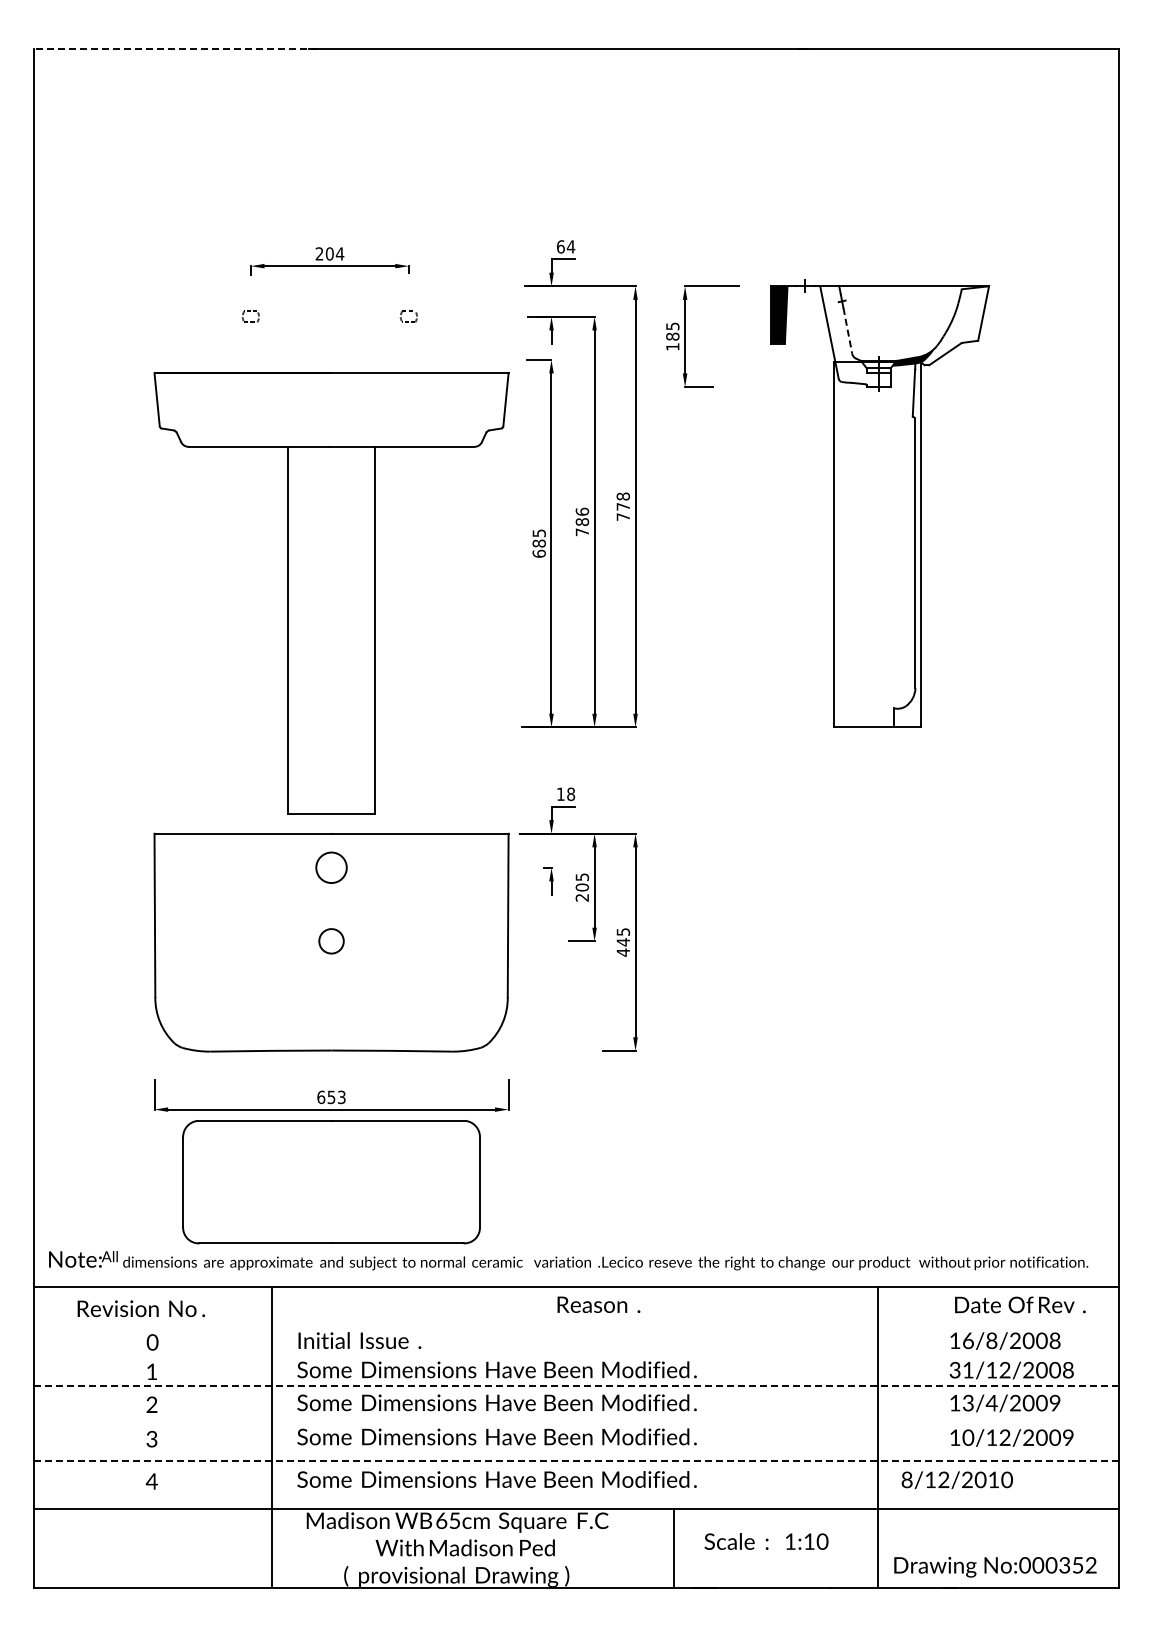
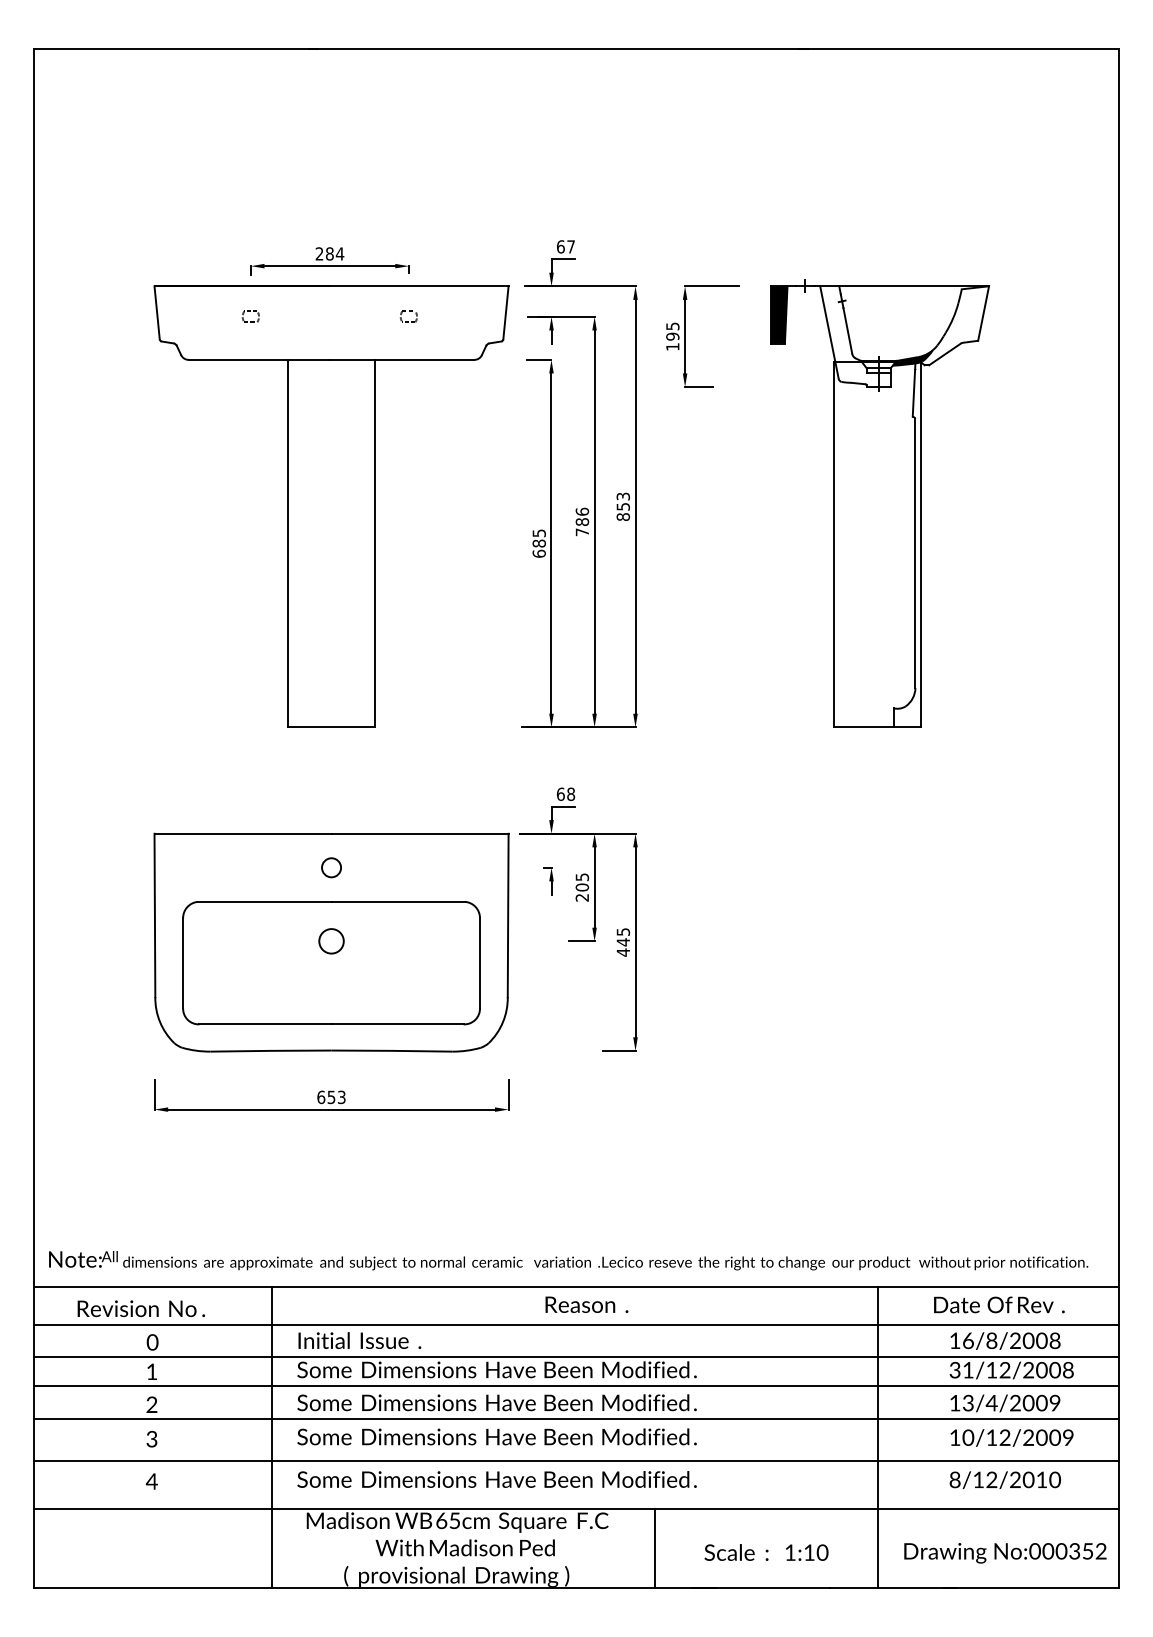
line: dashed -> solid (176, 49)
text: 64 -> 67 (570, 246)
text: 204 -> 284 (329, 253)
line: dashed -> solid (847, 331)
text: 185 -> 195 (672, 336)
text: 778 -> 853 (622, 506)
part position: (331, 593) -> (331, 506) (331, 506)
text: 18 -> 68 (560, 793)
circle diameter: 31 px -> 19 px (331, 867)
part position: (331, 1182) -> (331, 963) (331, 963)
text position: (598, 1304) -> (586, 1304) (586, 1304)
text position: (1020, 1304) -> (999, 1304) (999, 1304)
line: none -> present (576, 1324)
line: none -> present (576, 1356)
line: dashed -> solid (576, 1385)
line: none -> present (576, 1418)
line: dashed -> solid (576, 1460)
text position: (956, 1479) -> (1004, 1479) (1004, 1479)
text position: (766, 1541) -> (766, 1552) (766, 1552)
line position: (674, 1547) -> (655, 1547) (655, 1547)
text position: (995, 1567) -> (1005, 1553) (1005, 1553)
